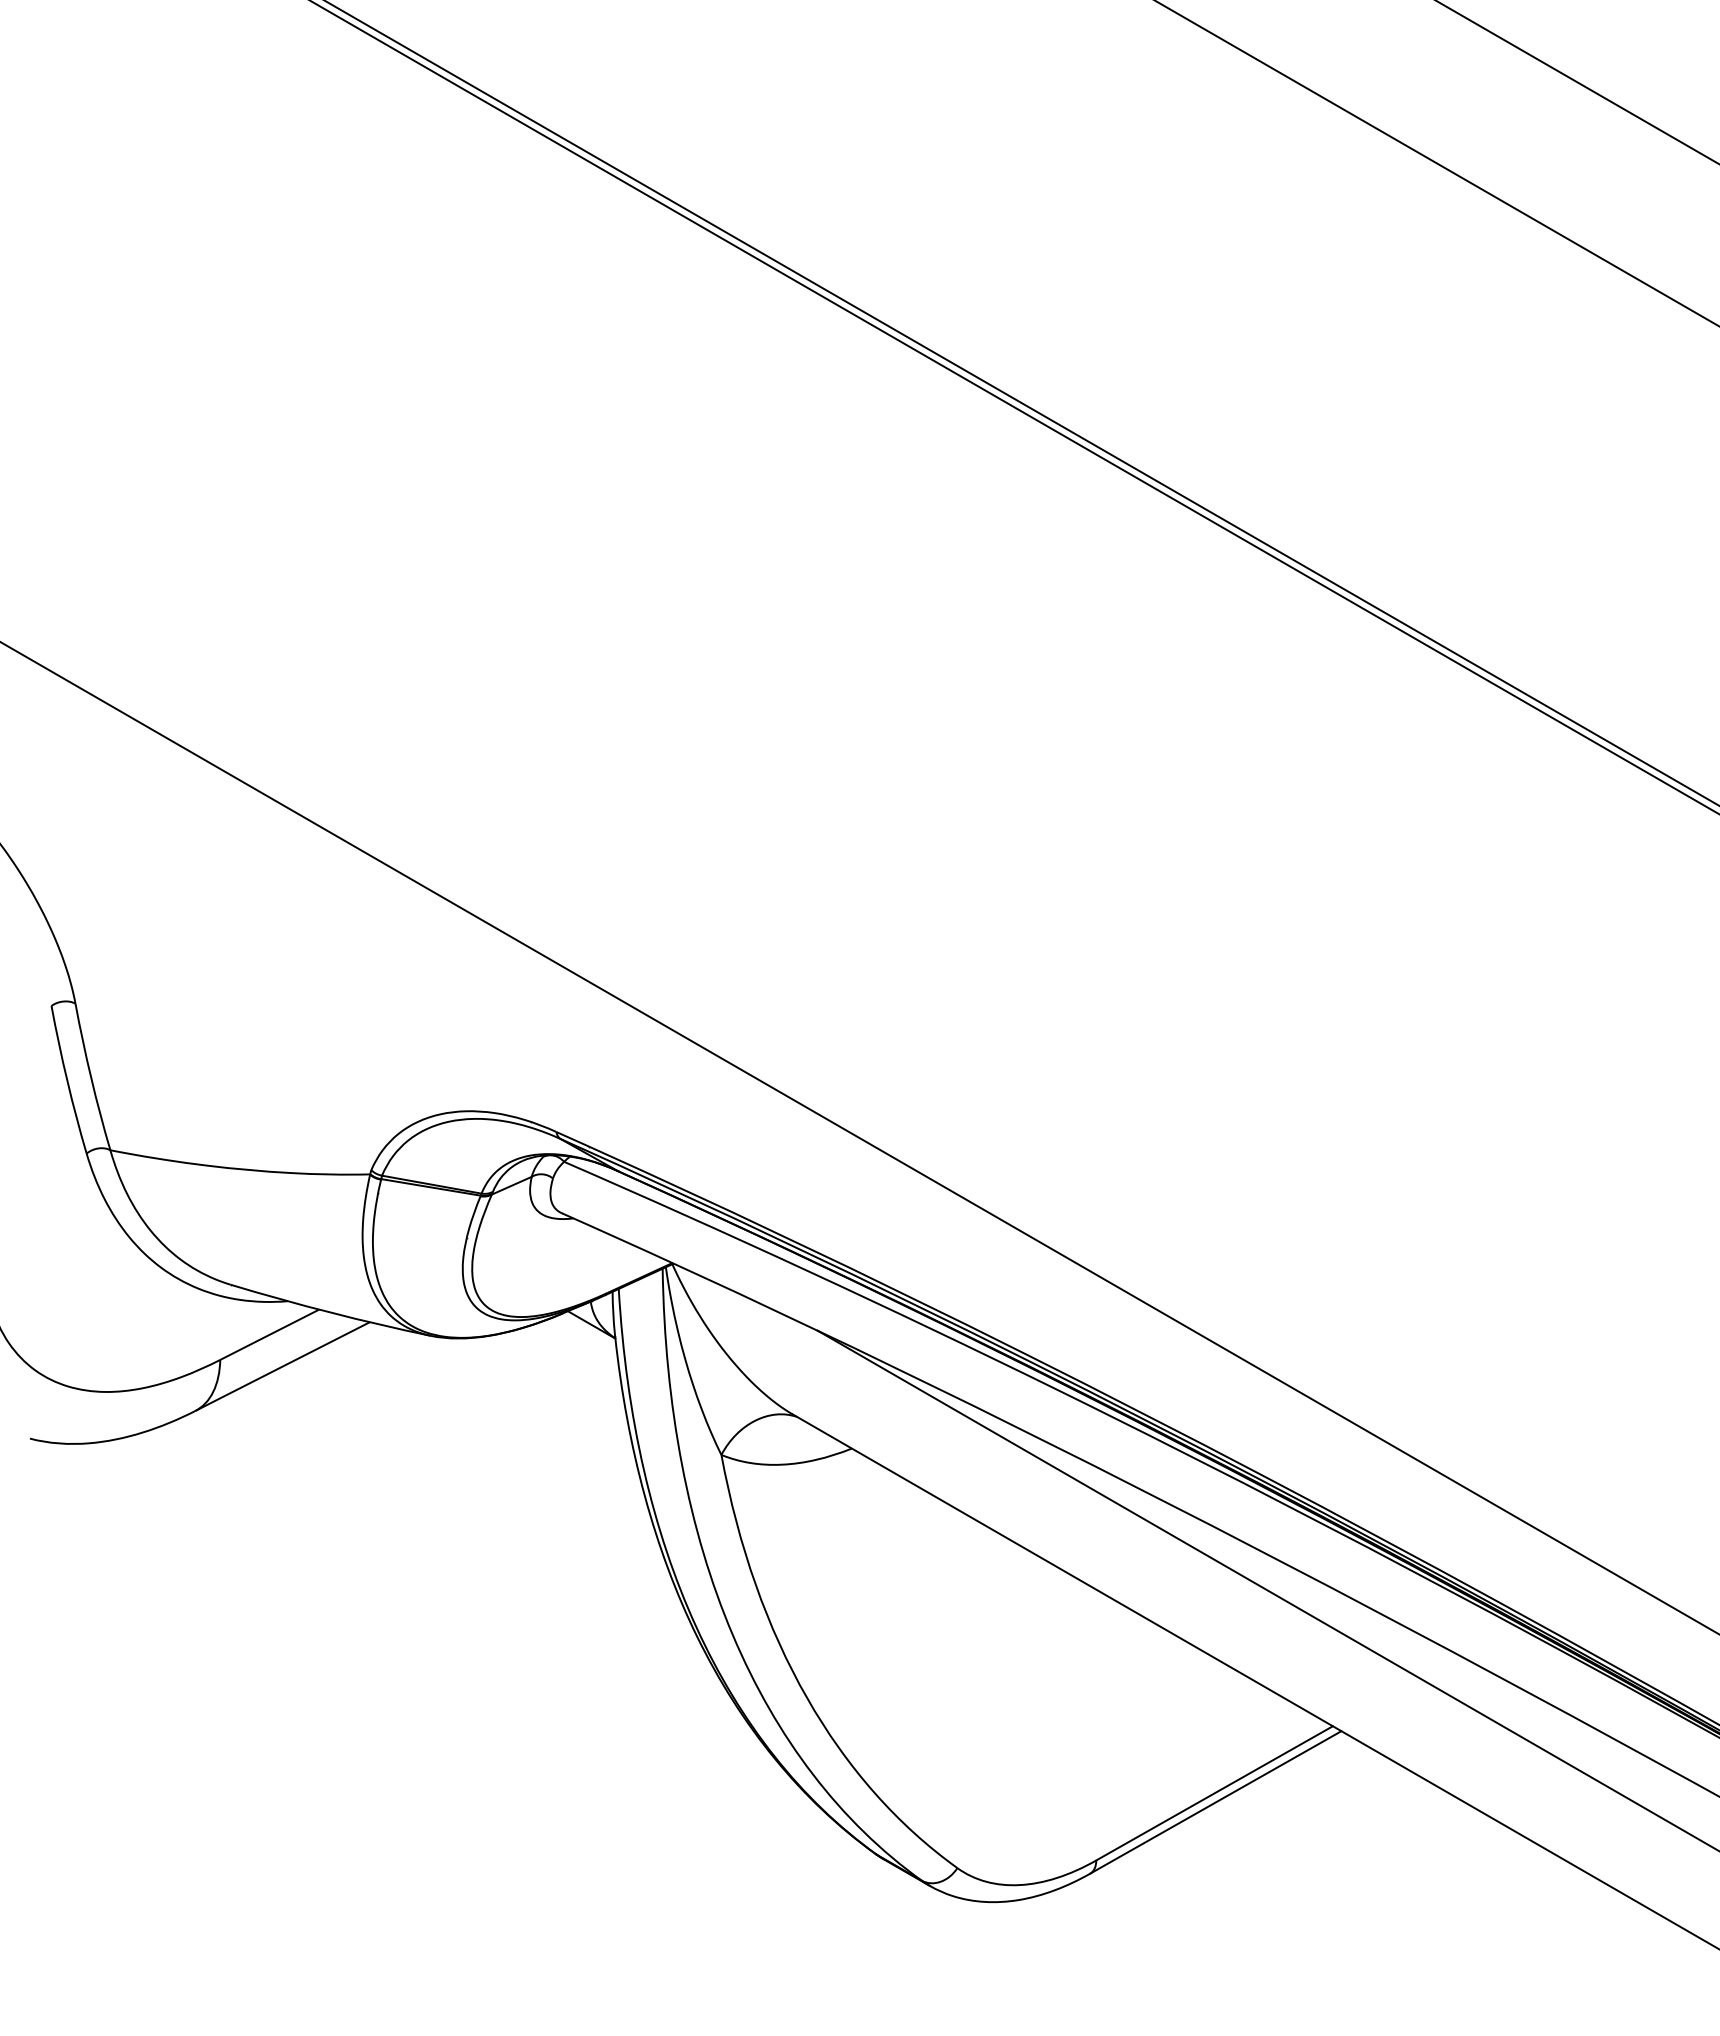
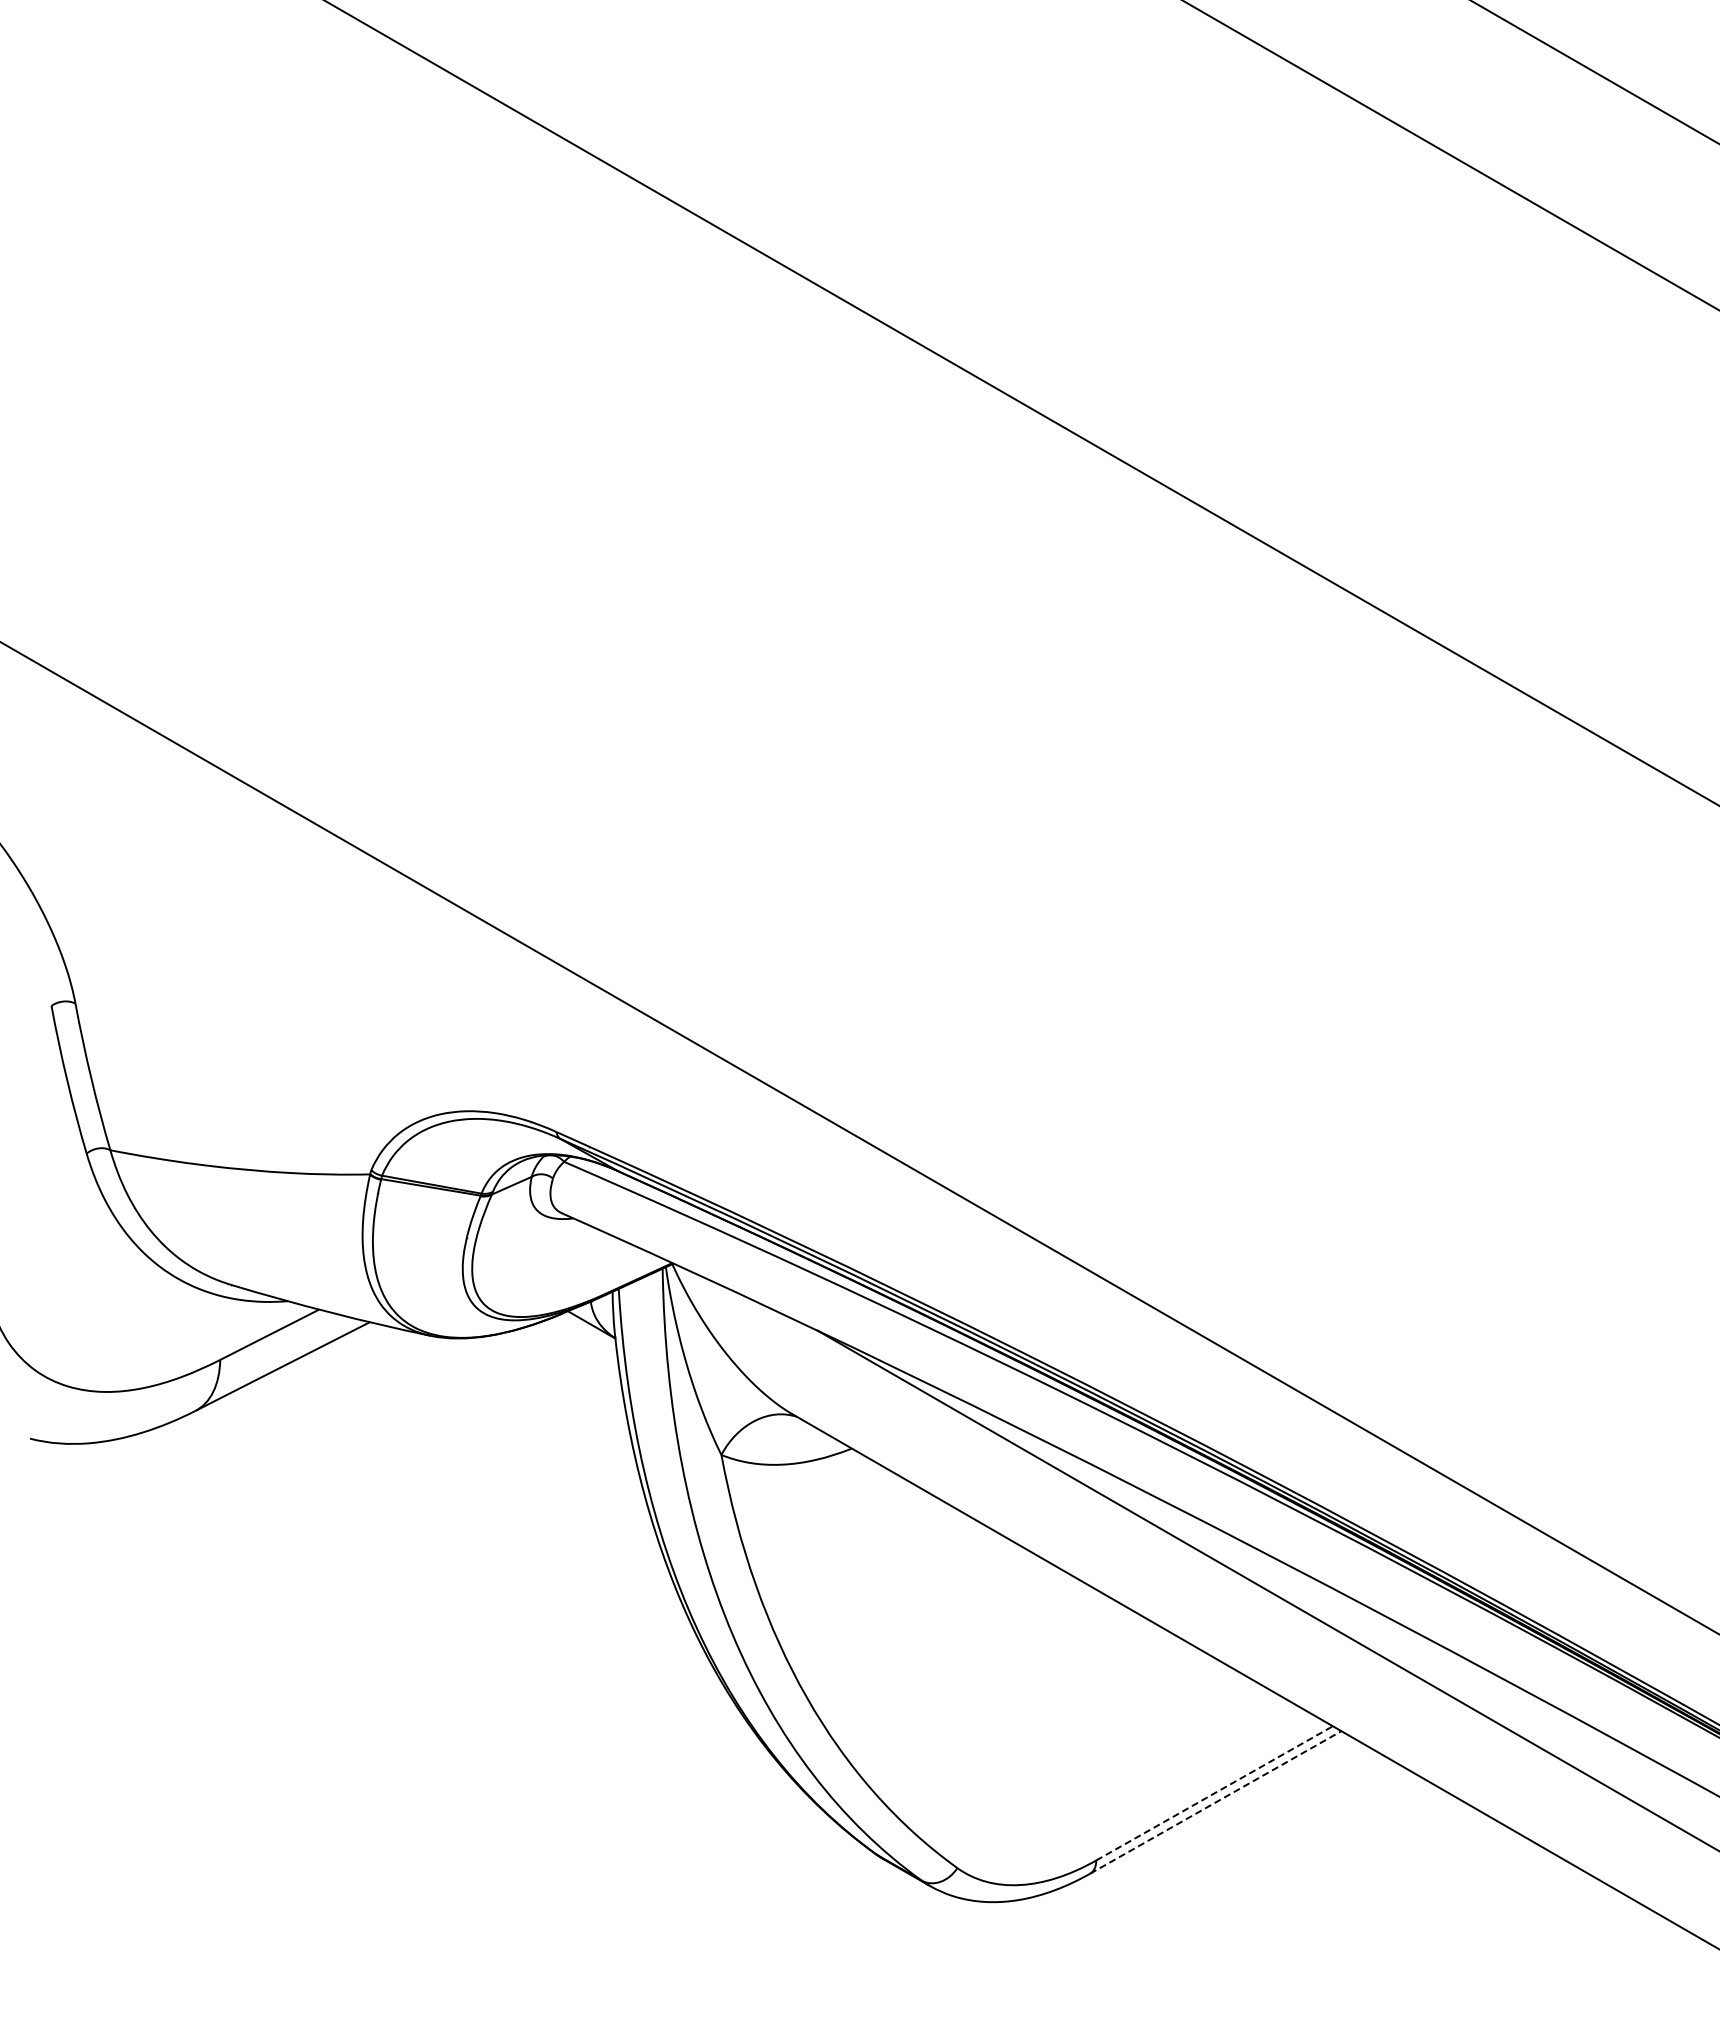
line position: (1577, 82) -> (1594, 72) (1594, 72)
line position: (1436, 163) -> (1450, 155) (1450, 155)
line: present -> none (1014, 407)
line: solid -> dashed (1214, 1793)
line: solid -> dashed (1216, 1802)
